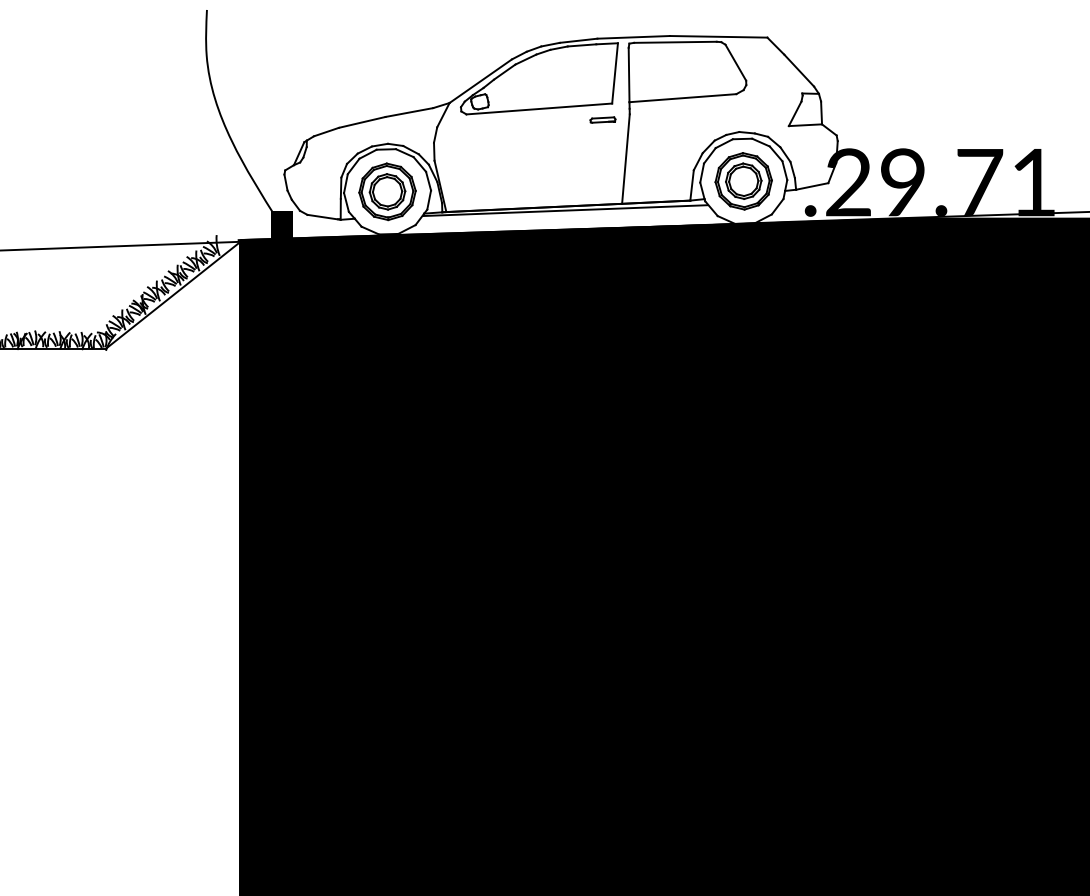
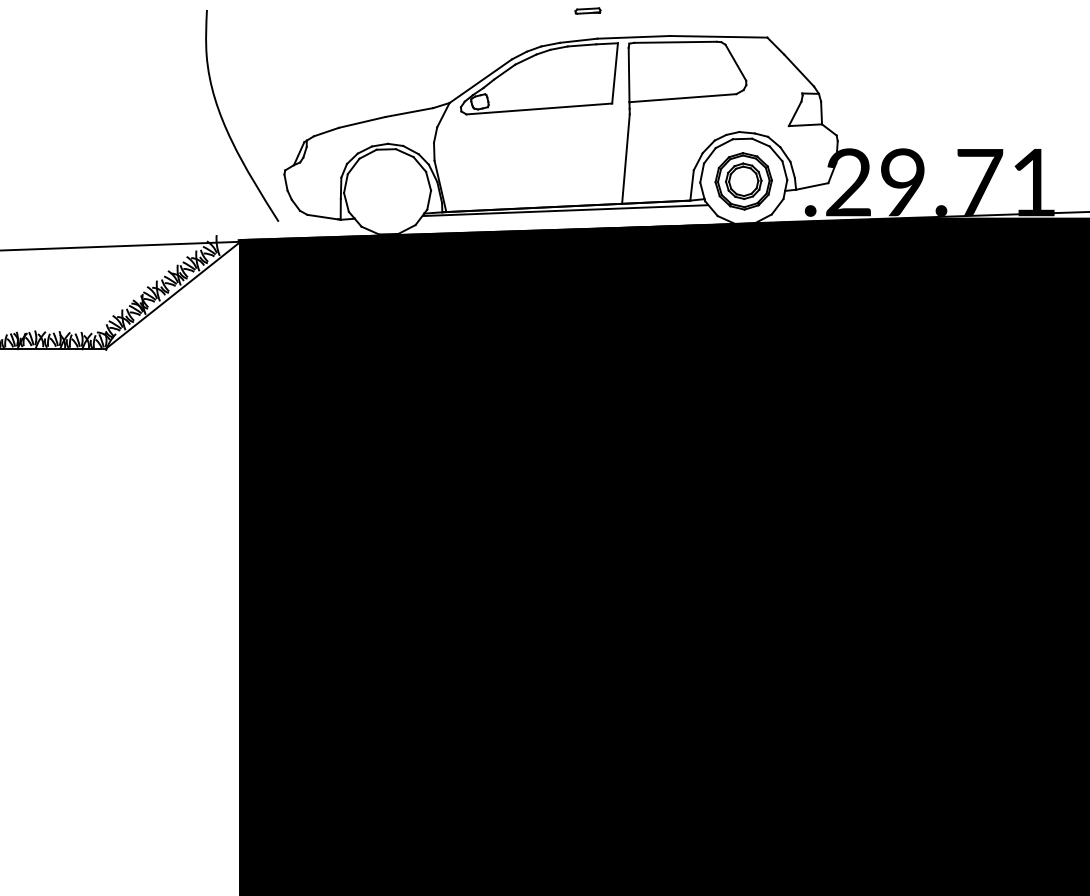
part position: (602, 119) -> (587, 10) (587, 10)
part: present -> none (387, 191)
fill: present -> none (282, 223)
